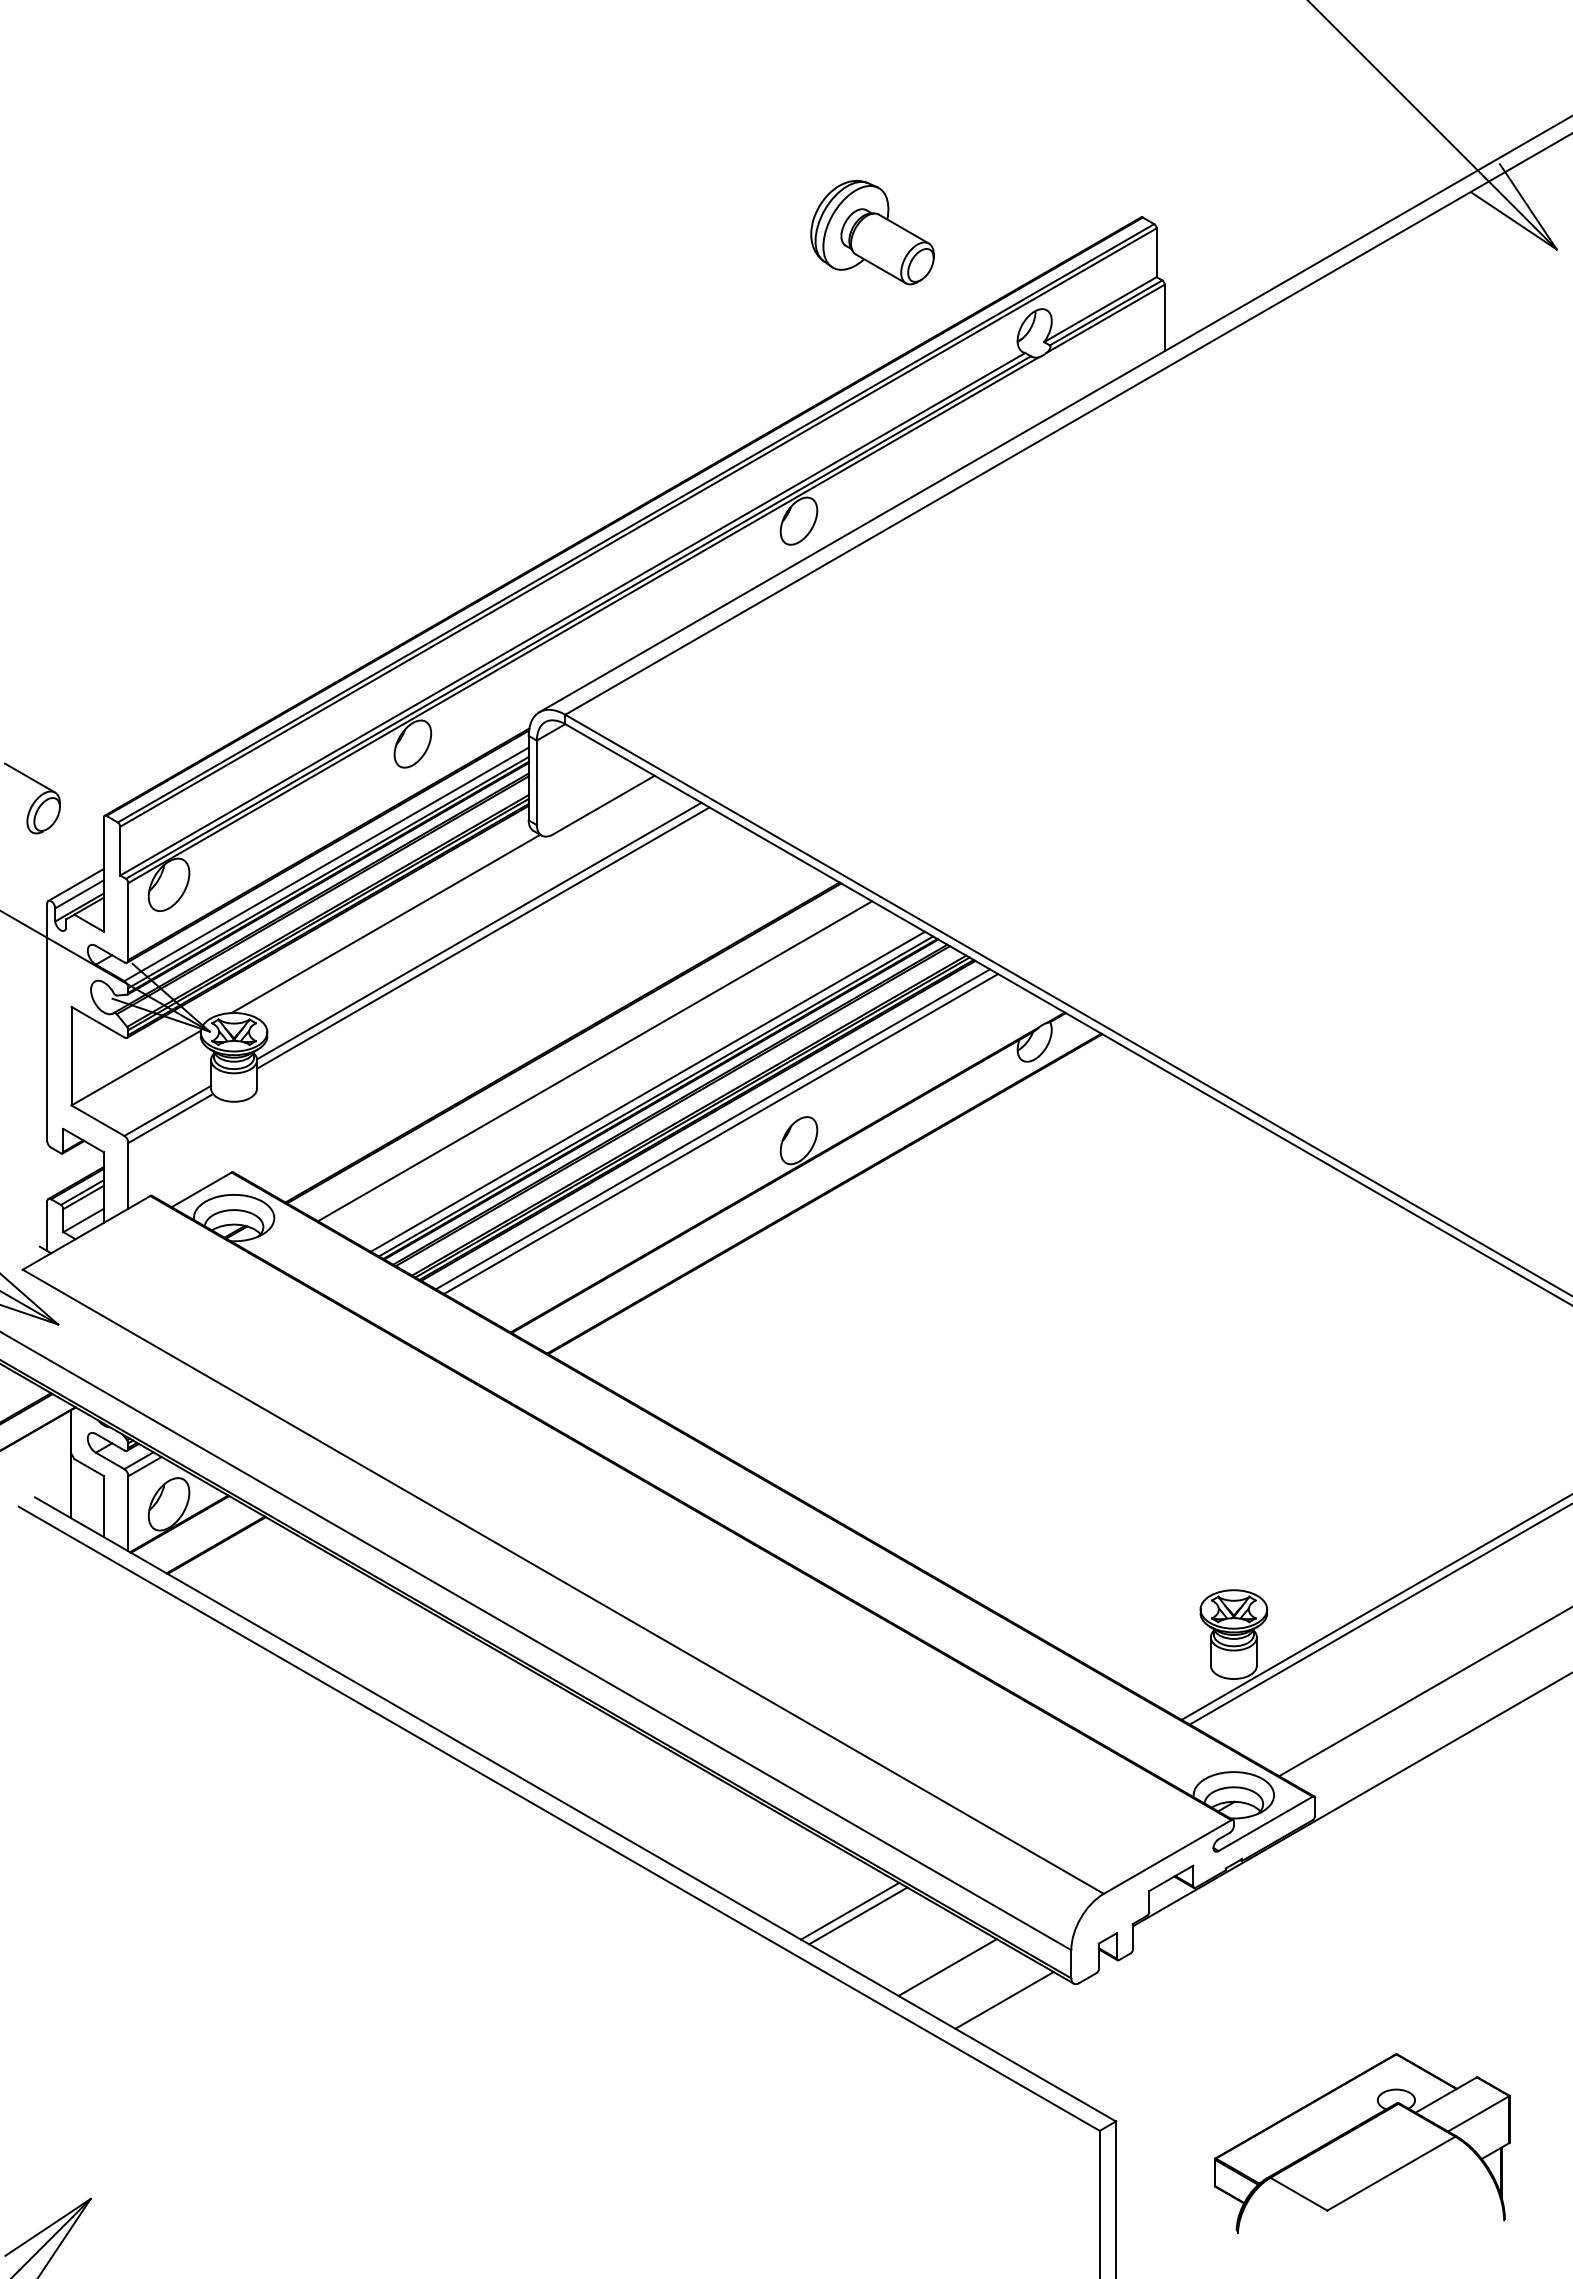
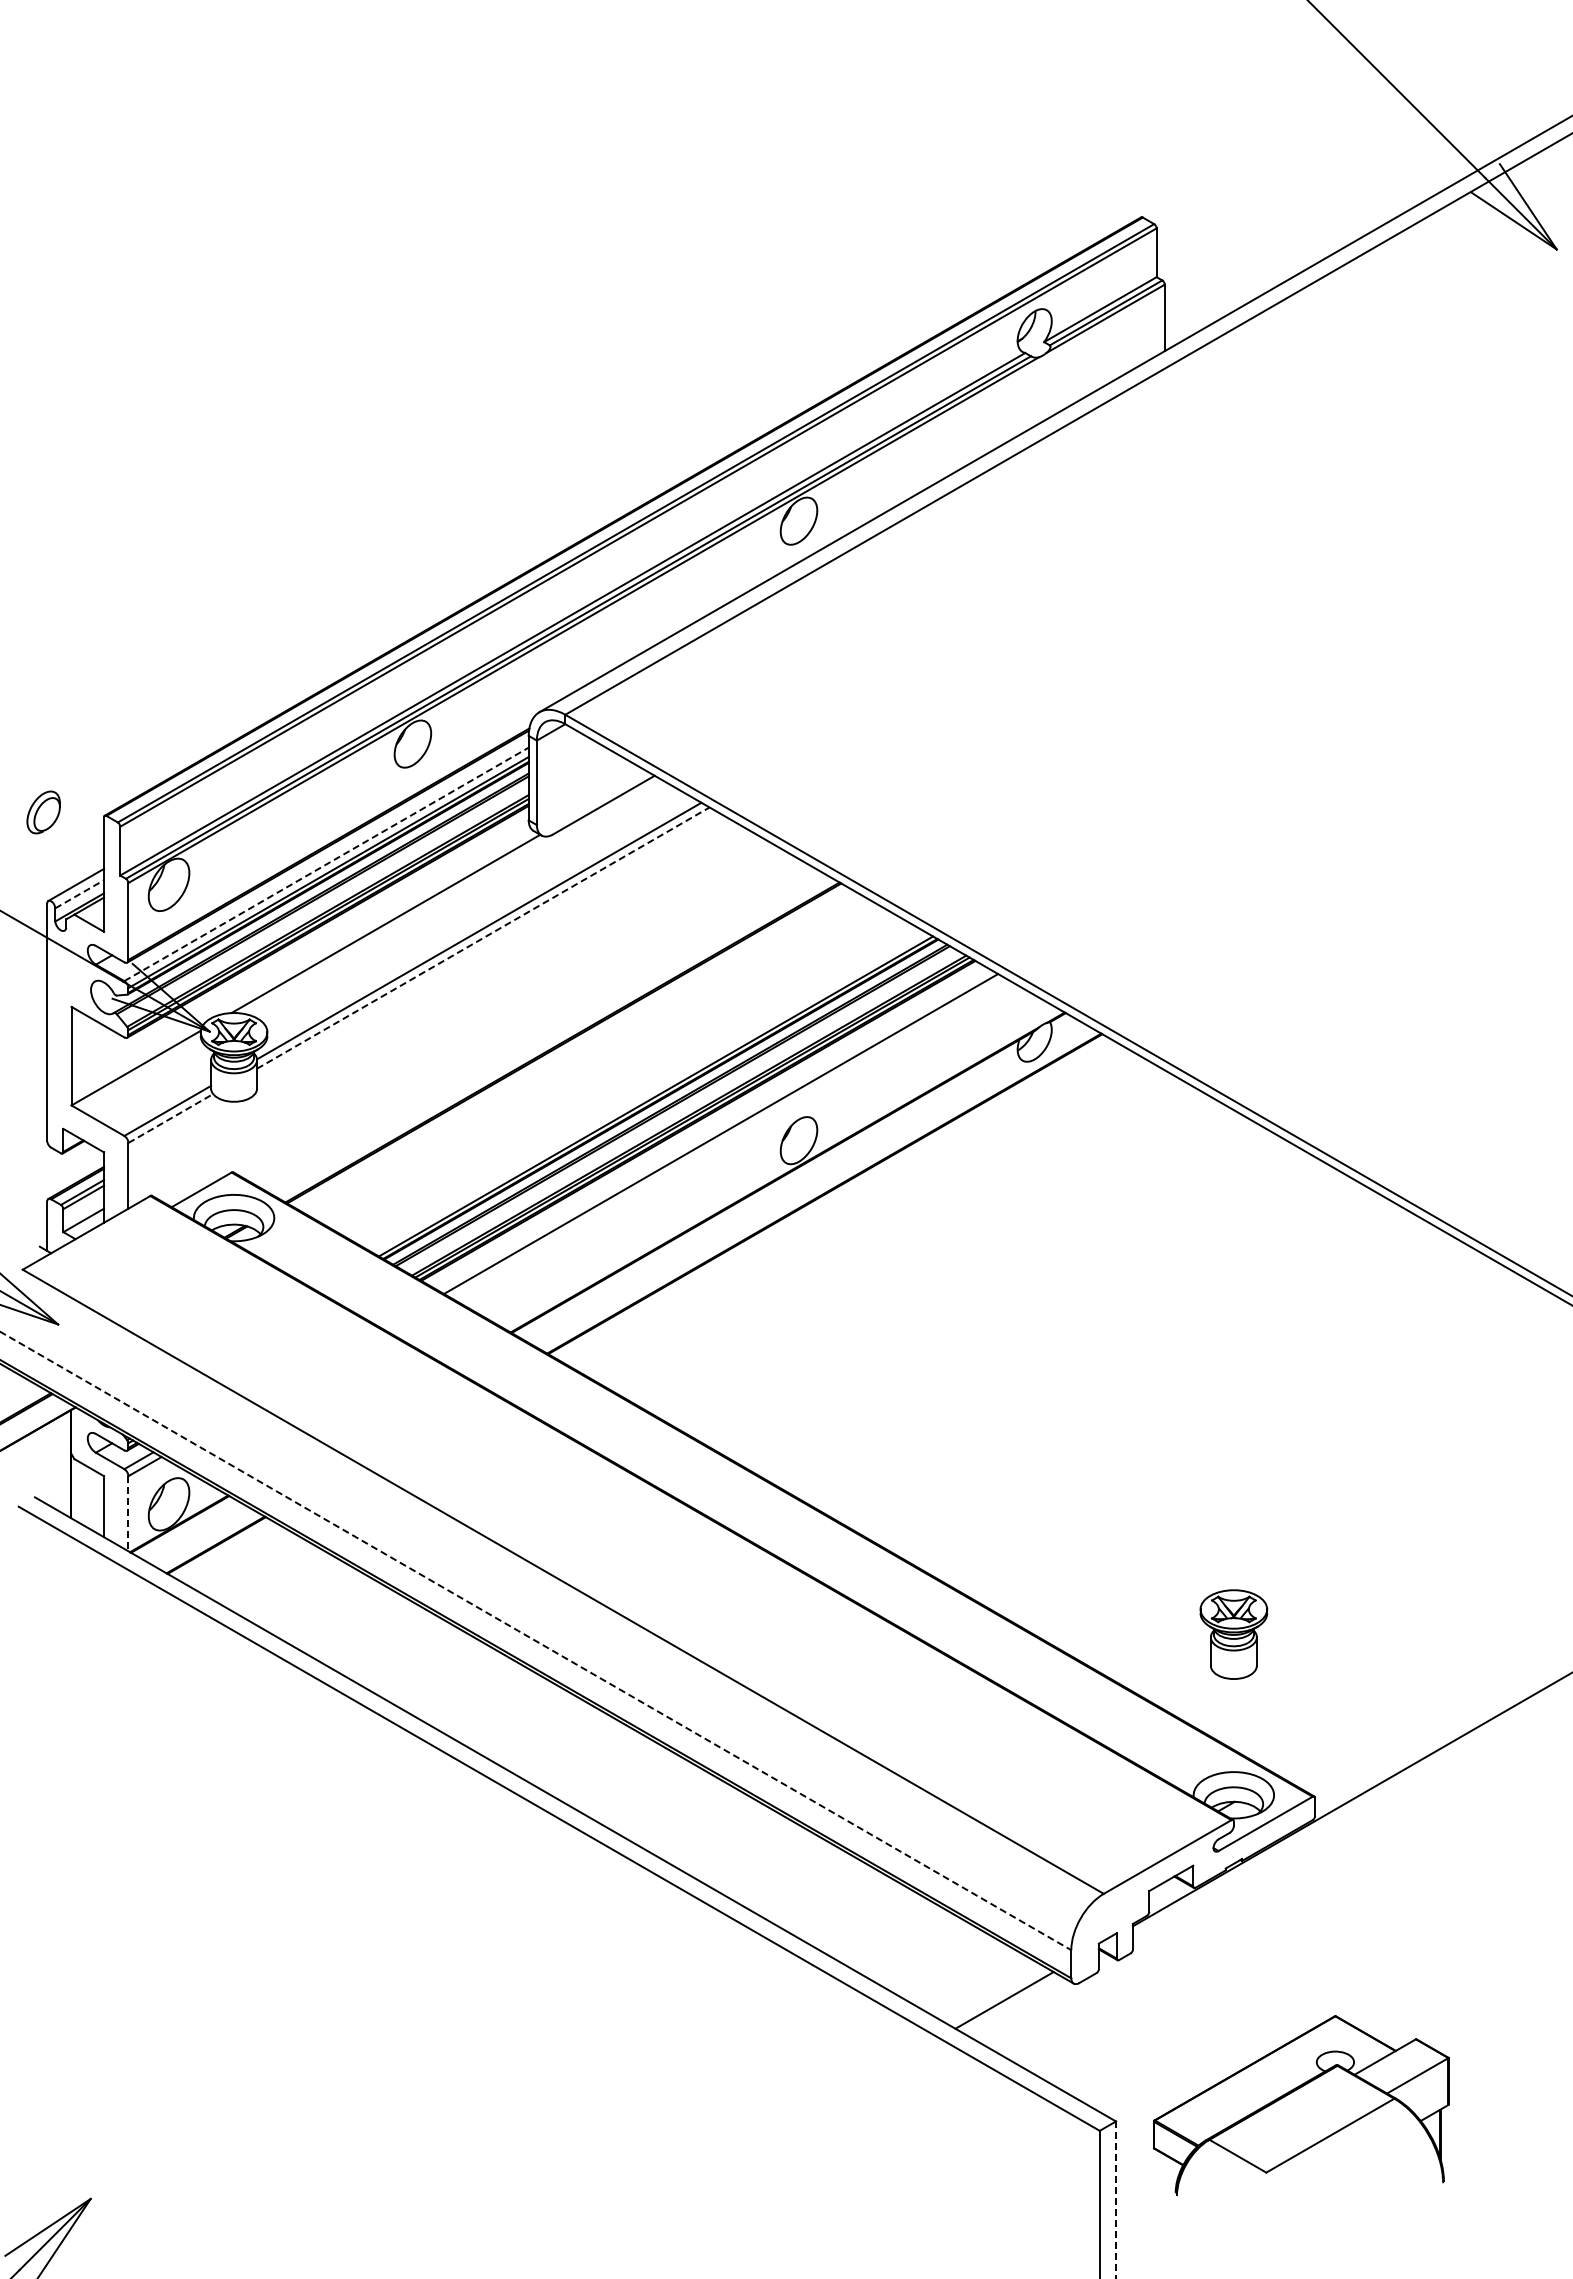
part: present -> none (872, 232)
line: present -> none (30, 777)
line: solid -> dashed (326, 864)
line: solid -> dashed (80, 894)
line: solid -> dashed (483, 937)
line: present -> none (595, 1061)
line: present -> none (647, 1091)
line: solid -> dashed (170, 1118)
line: present -> none (712, 1129)
line: solid -> dashed (128, 1513)
line: present -> none (1375, 1607)
line: present -> none (1379, 1614)
line: solid -> dashed (536, 1641)
line: present -> none (1424, 1692)
line: present -> none (850, 1910)
line: present -> none (858, 1915)
line: present -> none (947, 1967)
part position: (1362, 2143) -> (1301, 2105) (1301, 2105)
line: solid -> dashed (1116, 2200)
